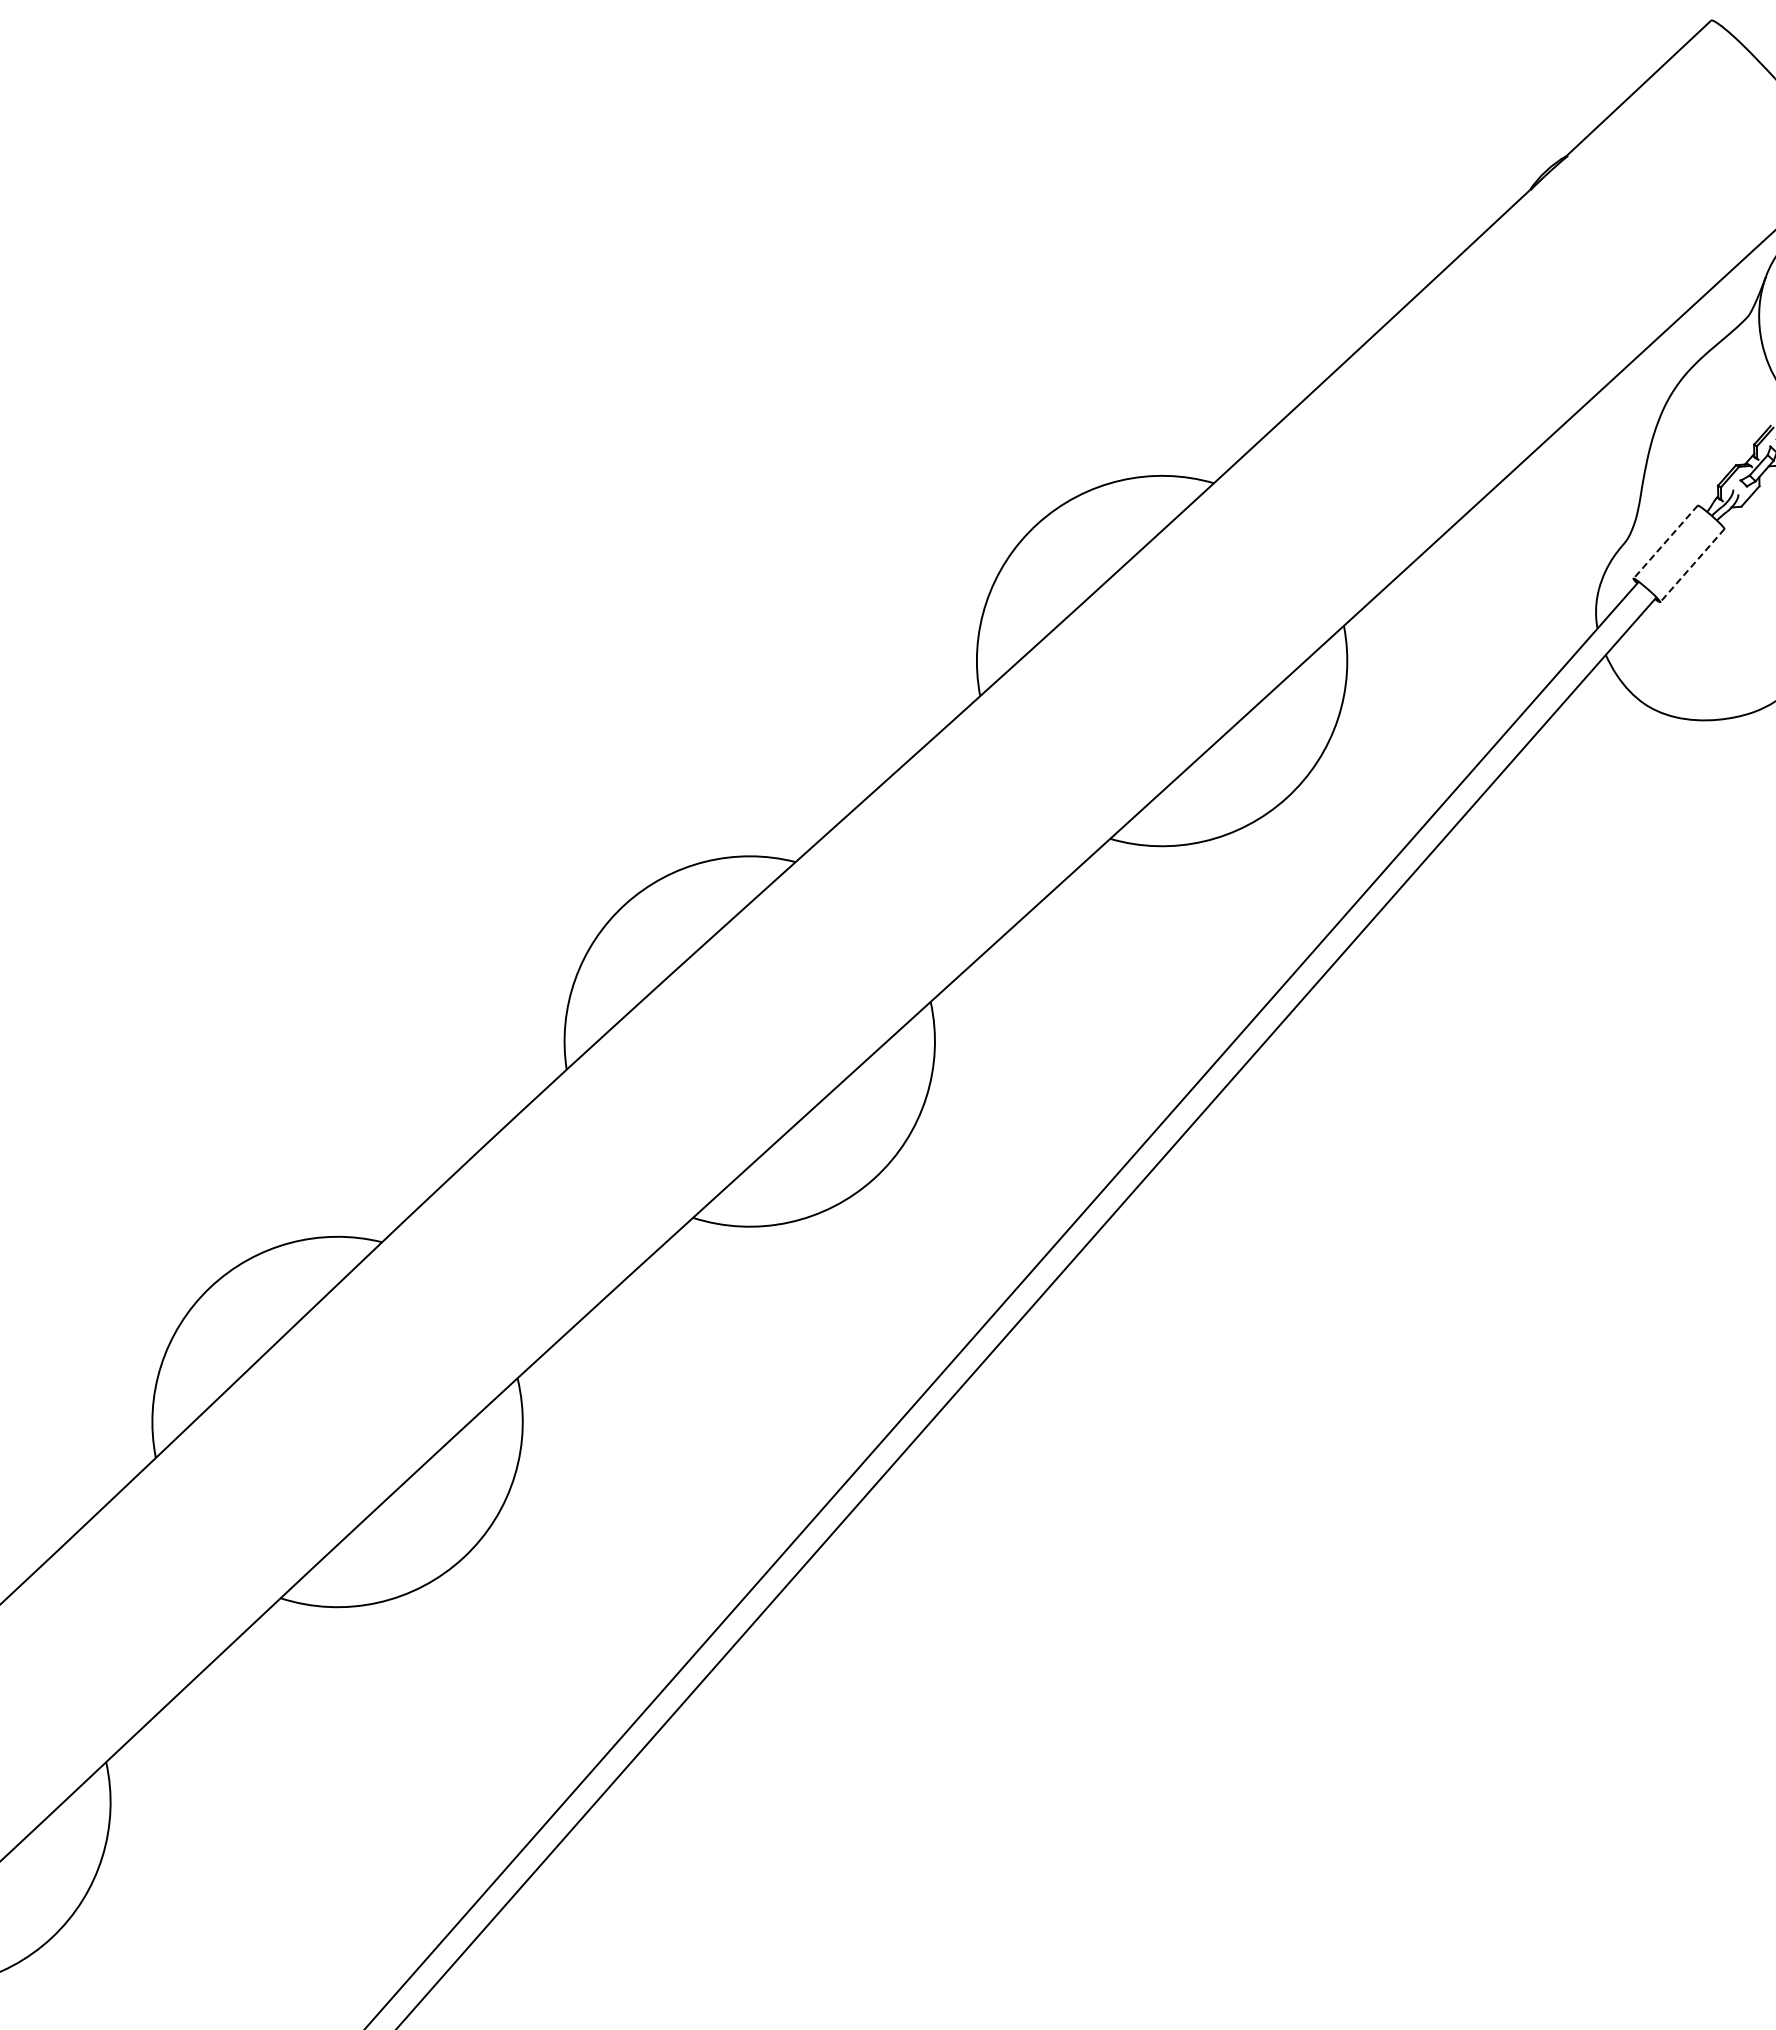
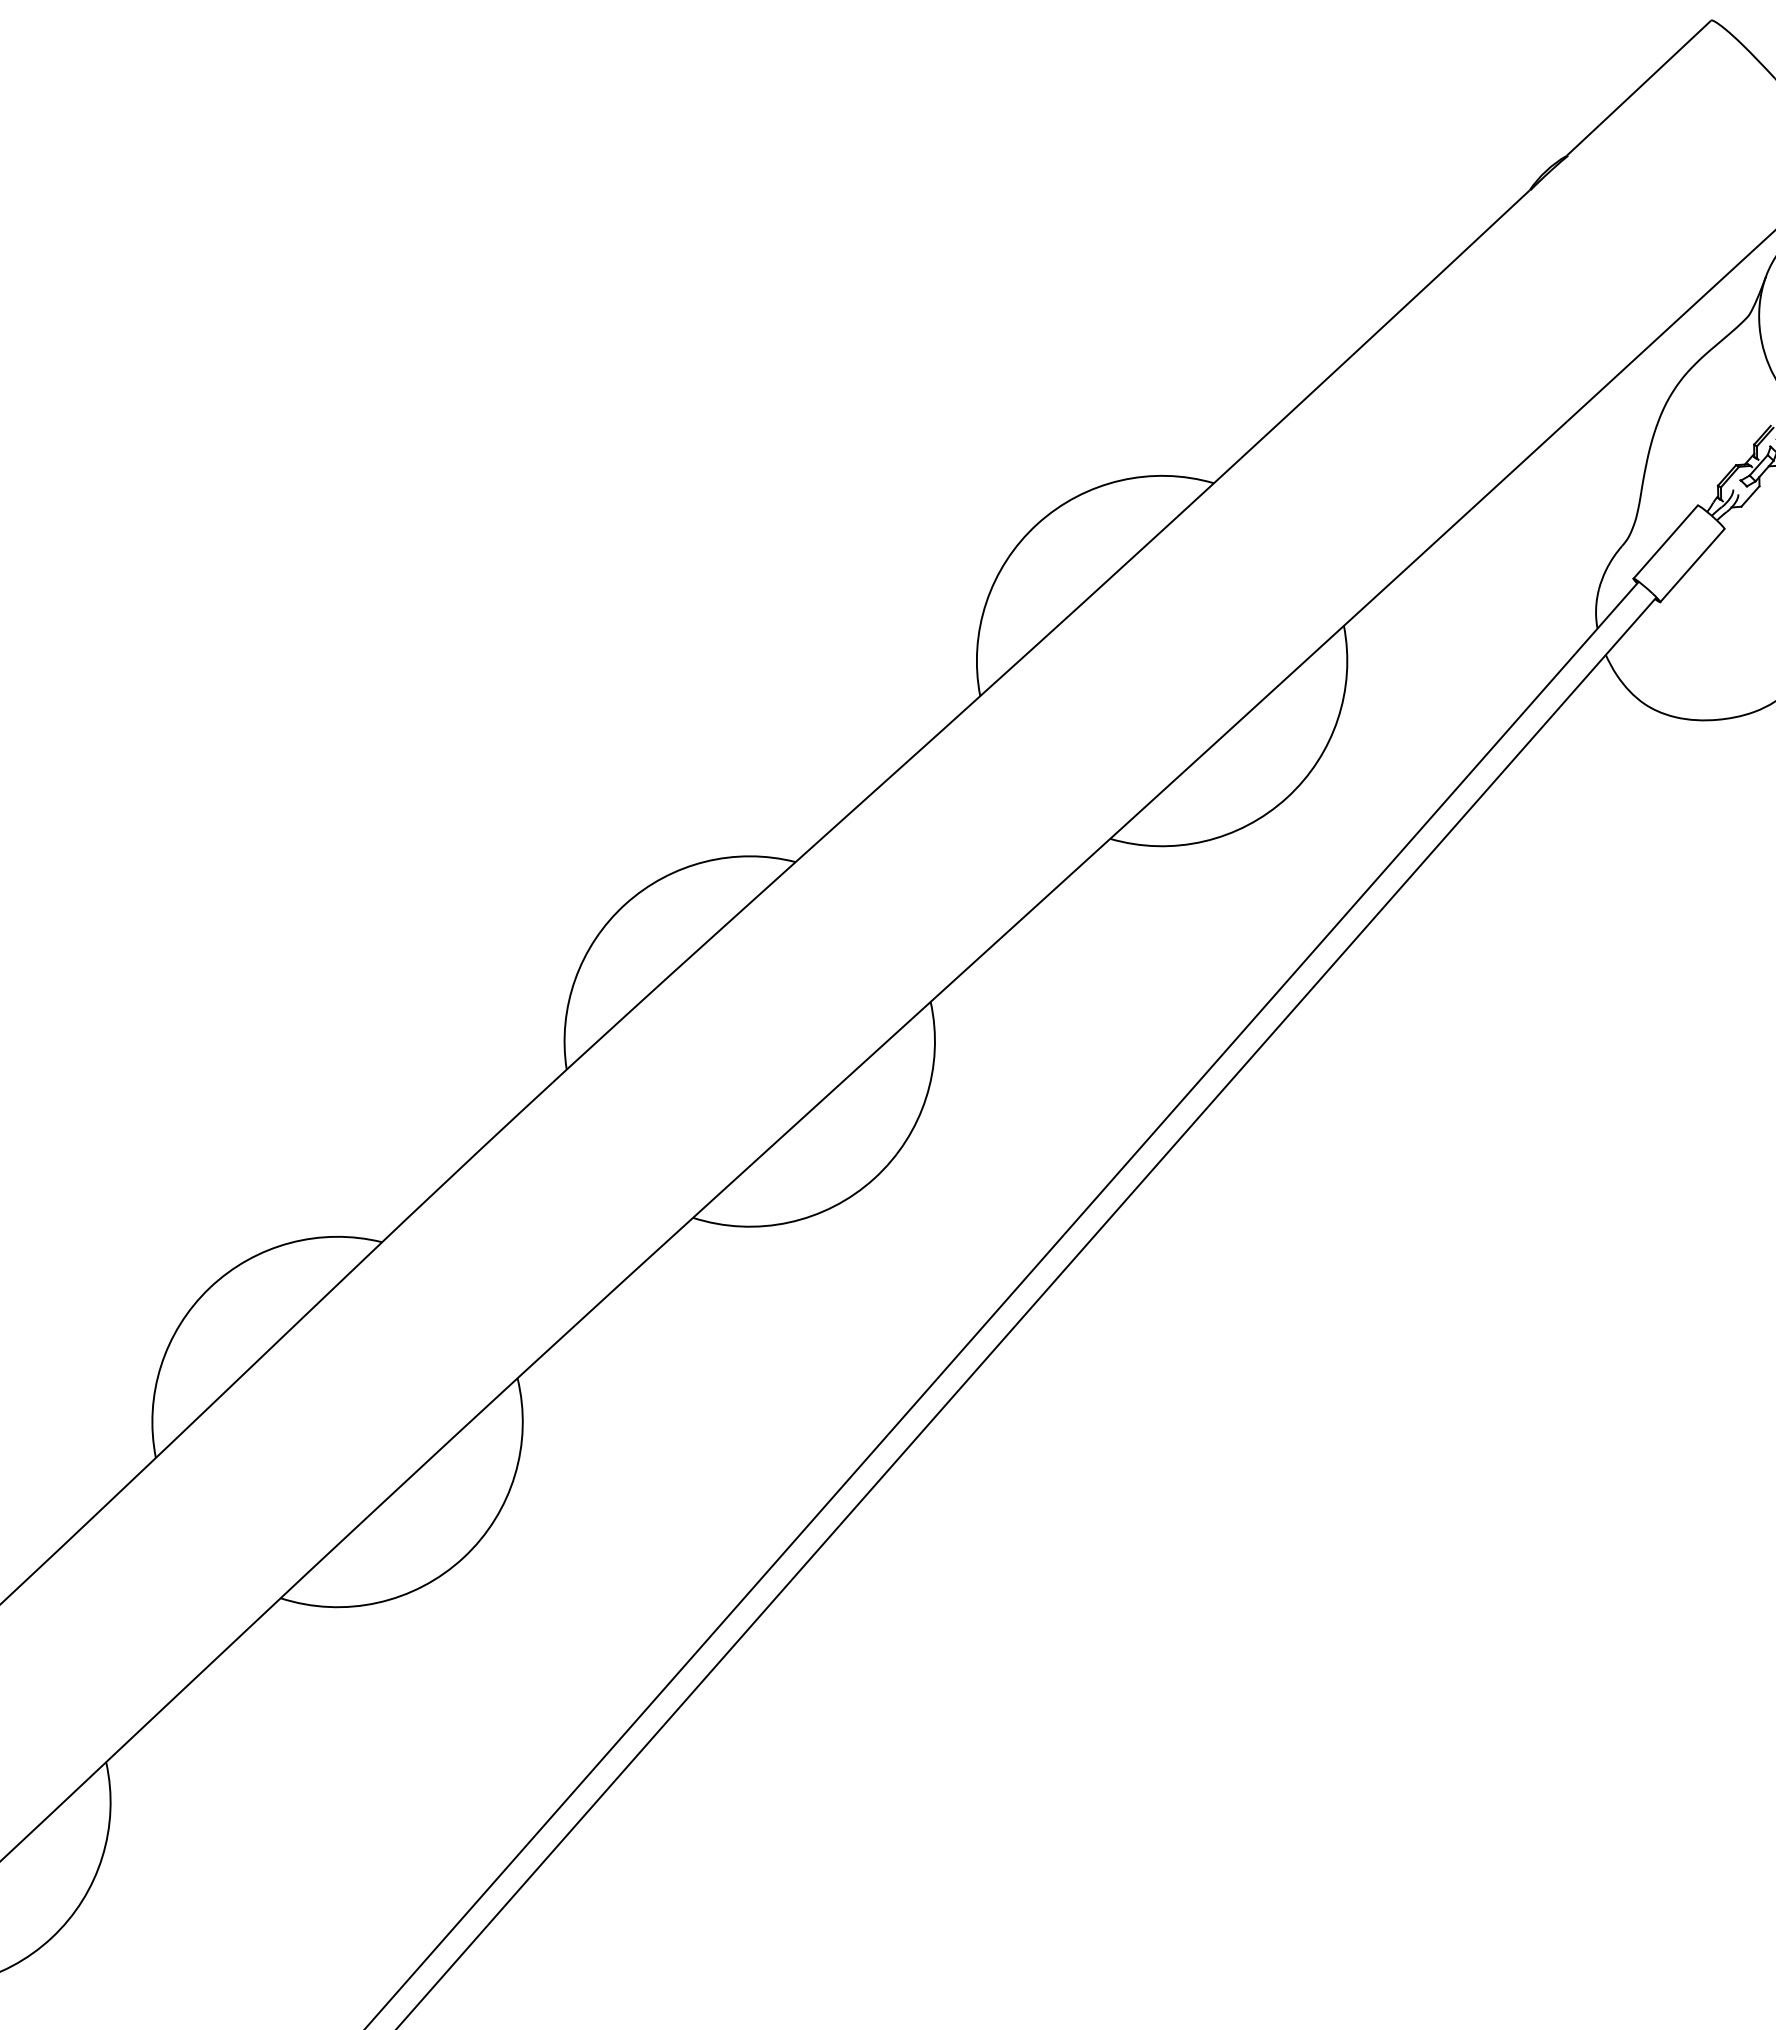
line: dashed -> solid (1665, 542)
line: dashed -> solid (1692, 565)
